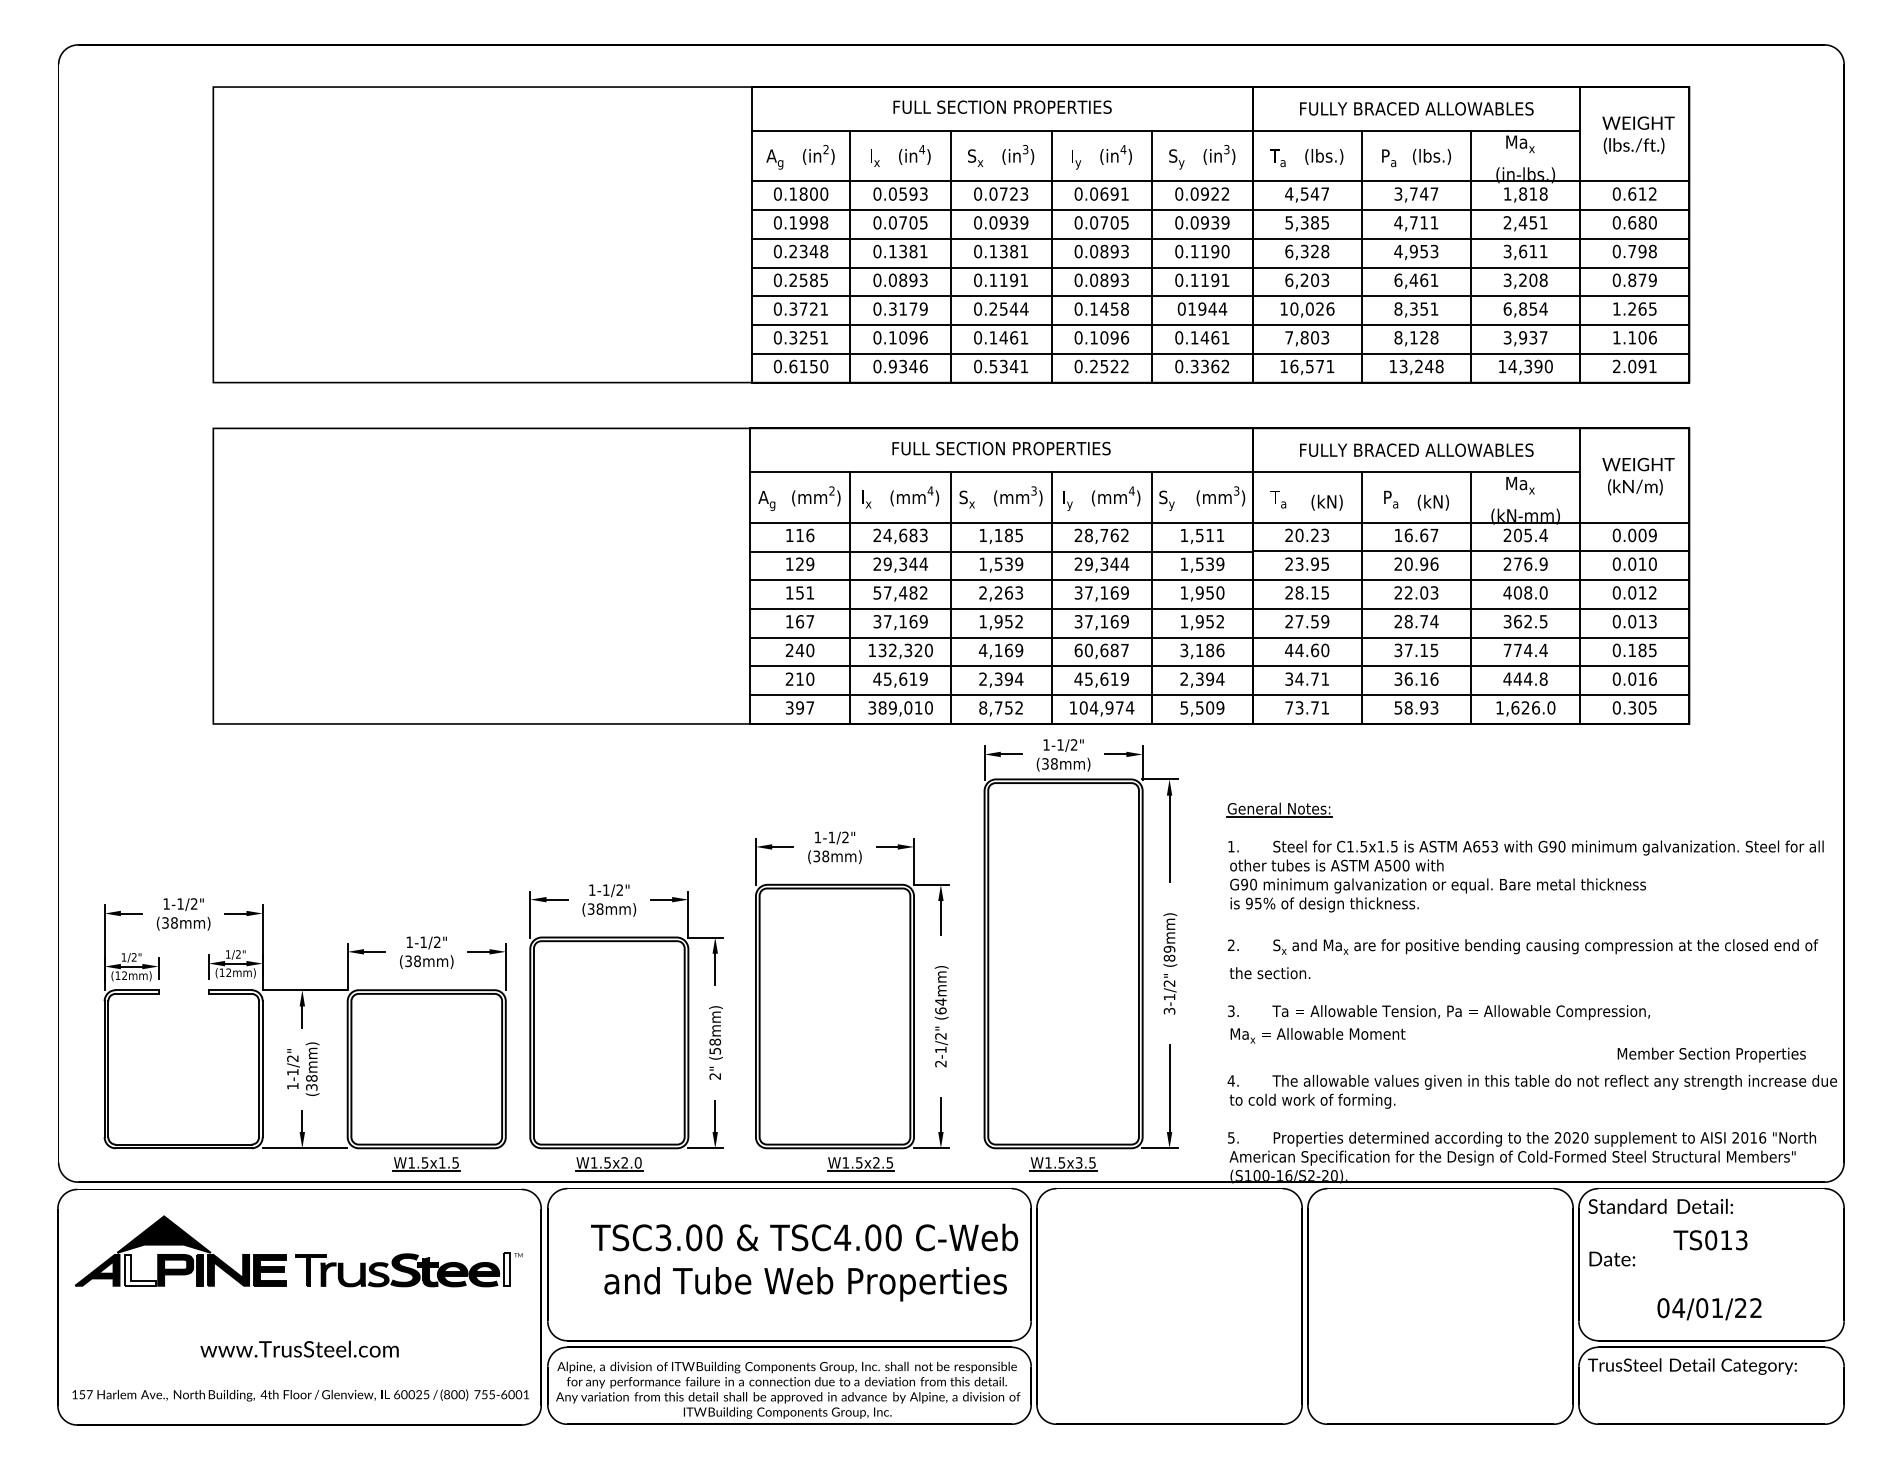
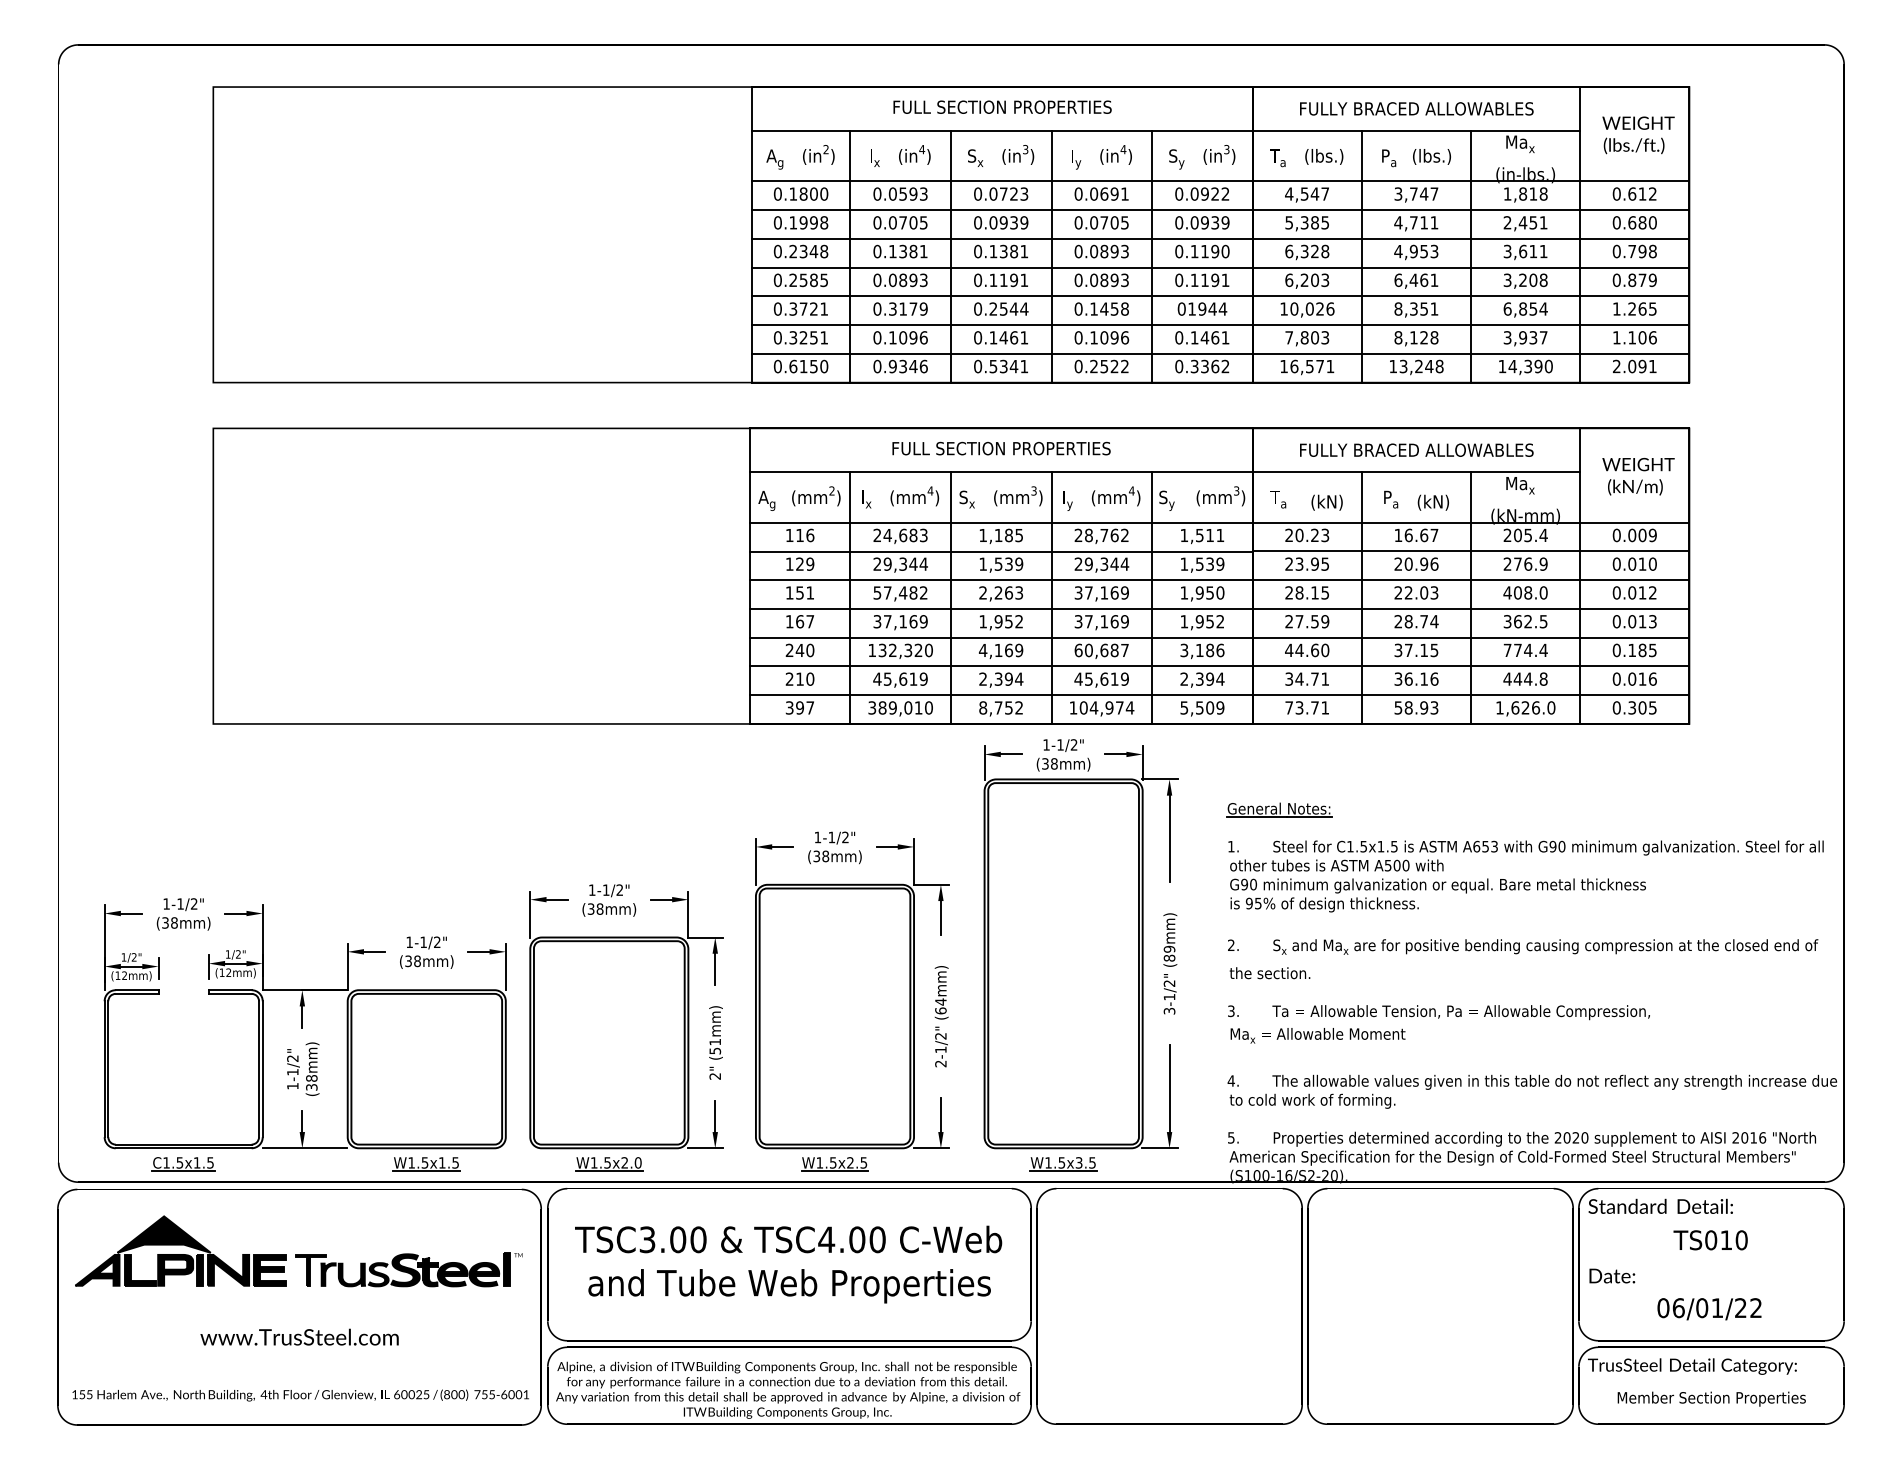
text: (58mm) -> (51mm) (715, 1041)
text position: (1711, 1054) -> (1711, 1398) (1711, 1398)
part: none -> present (183, 1164)
part position: (860, 1164) -> (834, 1164) (834, 1164)
text: TS013 -> TS010 (1741, 1240)
text position: (1612, 1258) -> (1612, 1275) (1612, 1275)
text position: (804, 1262) -> (788, 1264) (788, 1264)
fill: none -> present (139, 1269)
fill: none -> present (506, 1269)
text: 04/01/22 -> 06/01/22 (1678, 1308)
text position: (299, 1348) -> (299, 1336) (299, 1336)
text: 157 -> 155 (89, 1394)
